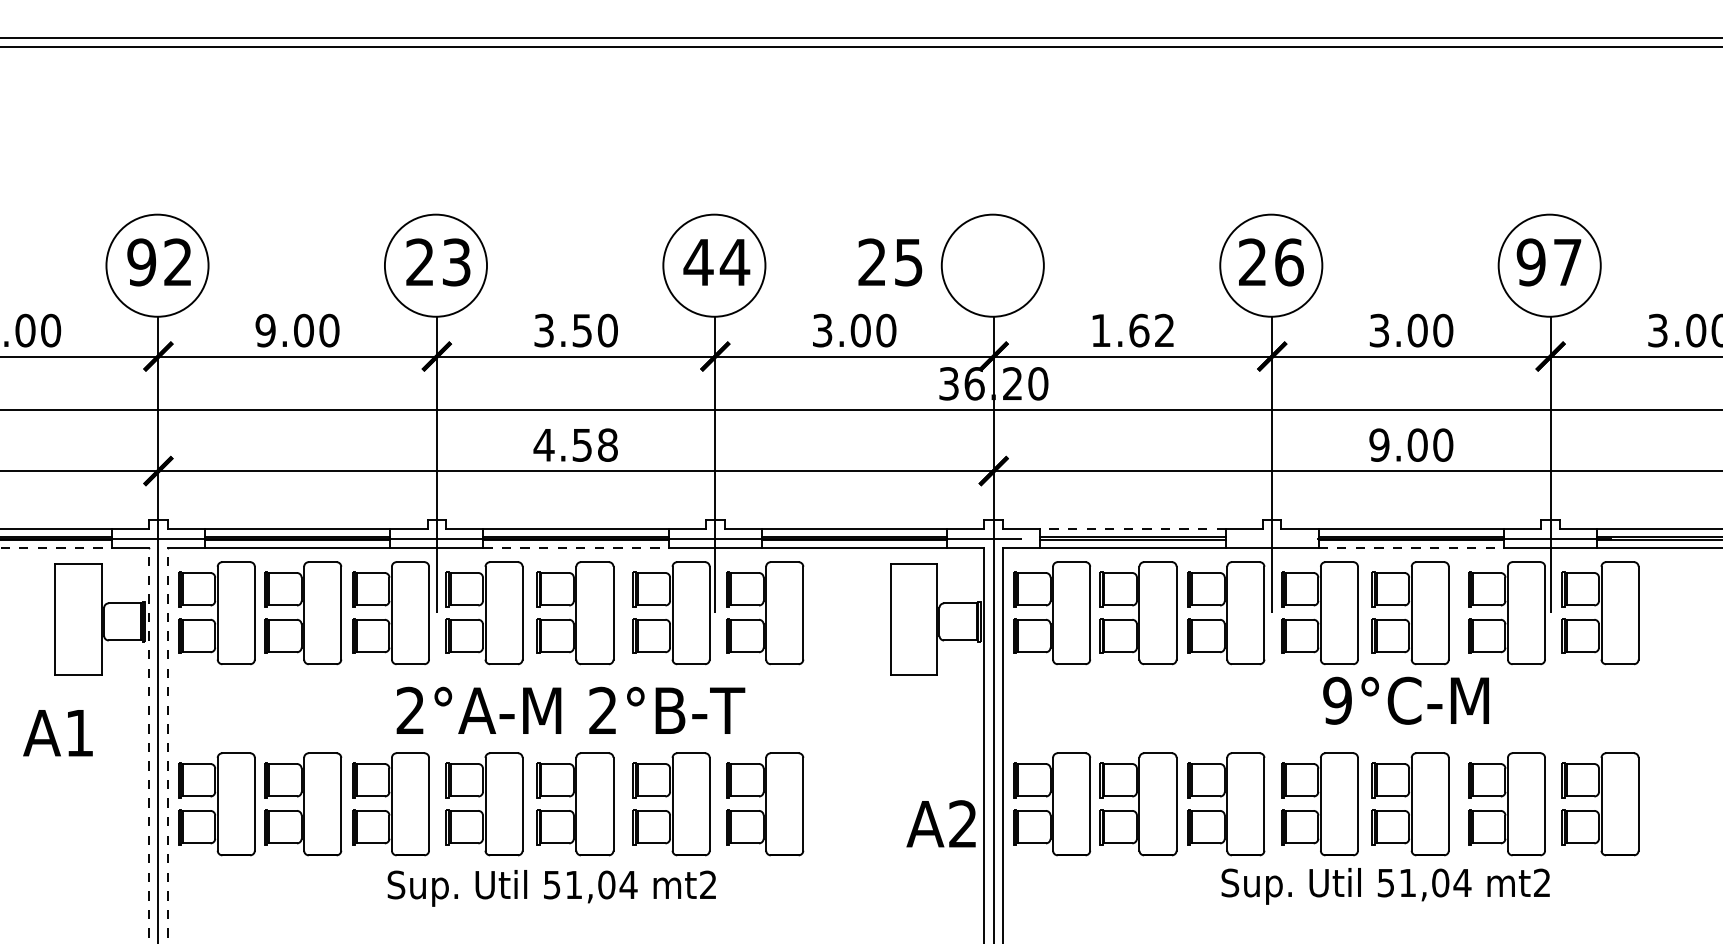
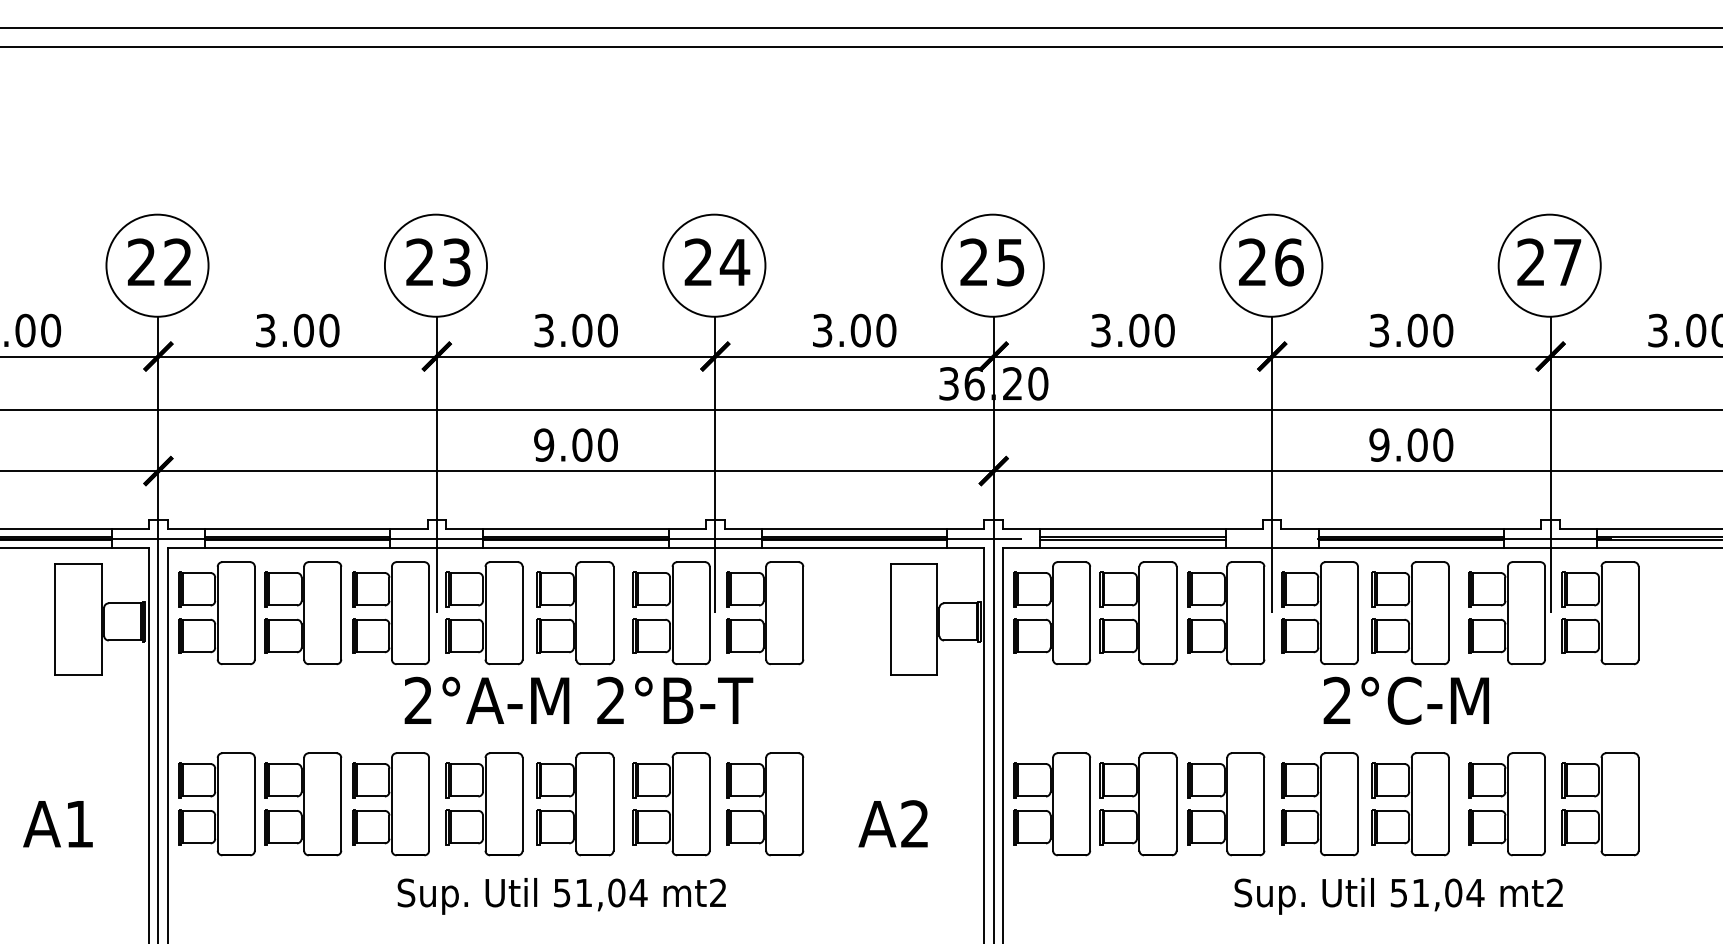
line position: (860, 38) -> (860, 28) (860, 28)
text: 44 -> 24 (698, 261)
text: 92 -> 22 (141, 262)
text position: (890, 262) -> (992, 262) (992, 262)
text: 97 -> 27 (1530, 262)
text: 9.00 -> 3.00 (265, 330)
text: 3.50 -> 3.00 (582, 330)
text: 1.62 -> 3.00 (1132, 330)
text: 4.58 -> 9.00 (575, 444)
line: dashed -> solid (1132, 529)
line: dashed -> solid (56, 547)
line: dashed -> solid (576, 547)
line: dashed -> solid (1411, 547)
text: 9°C-M -> 2°C-M (1337, 700)
text position: (570, 709) -> (578, 699) (578, 699)
text position: (57, 733) -> (57, 824) (57, 824)
line: dashed -> solid (149, 745)
line: dashed -> solid (167, 745)
text position: (940, 823) -> (892, 823) (892, 823)
text position: (1385, 886) -> (1398, 896) (1398, 896)
text position: (551, 888) -> (561, 896) (561, 896)
